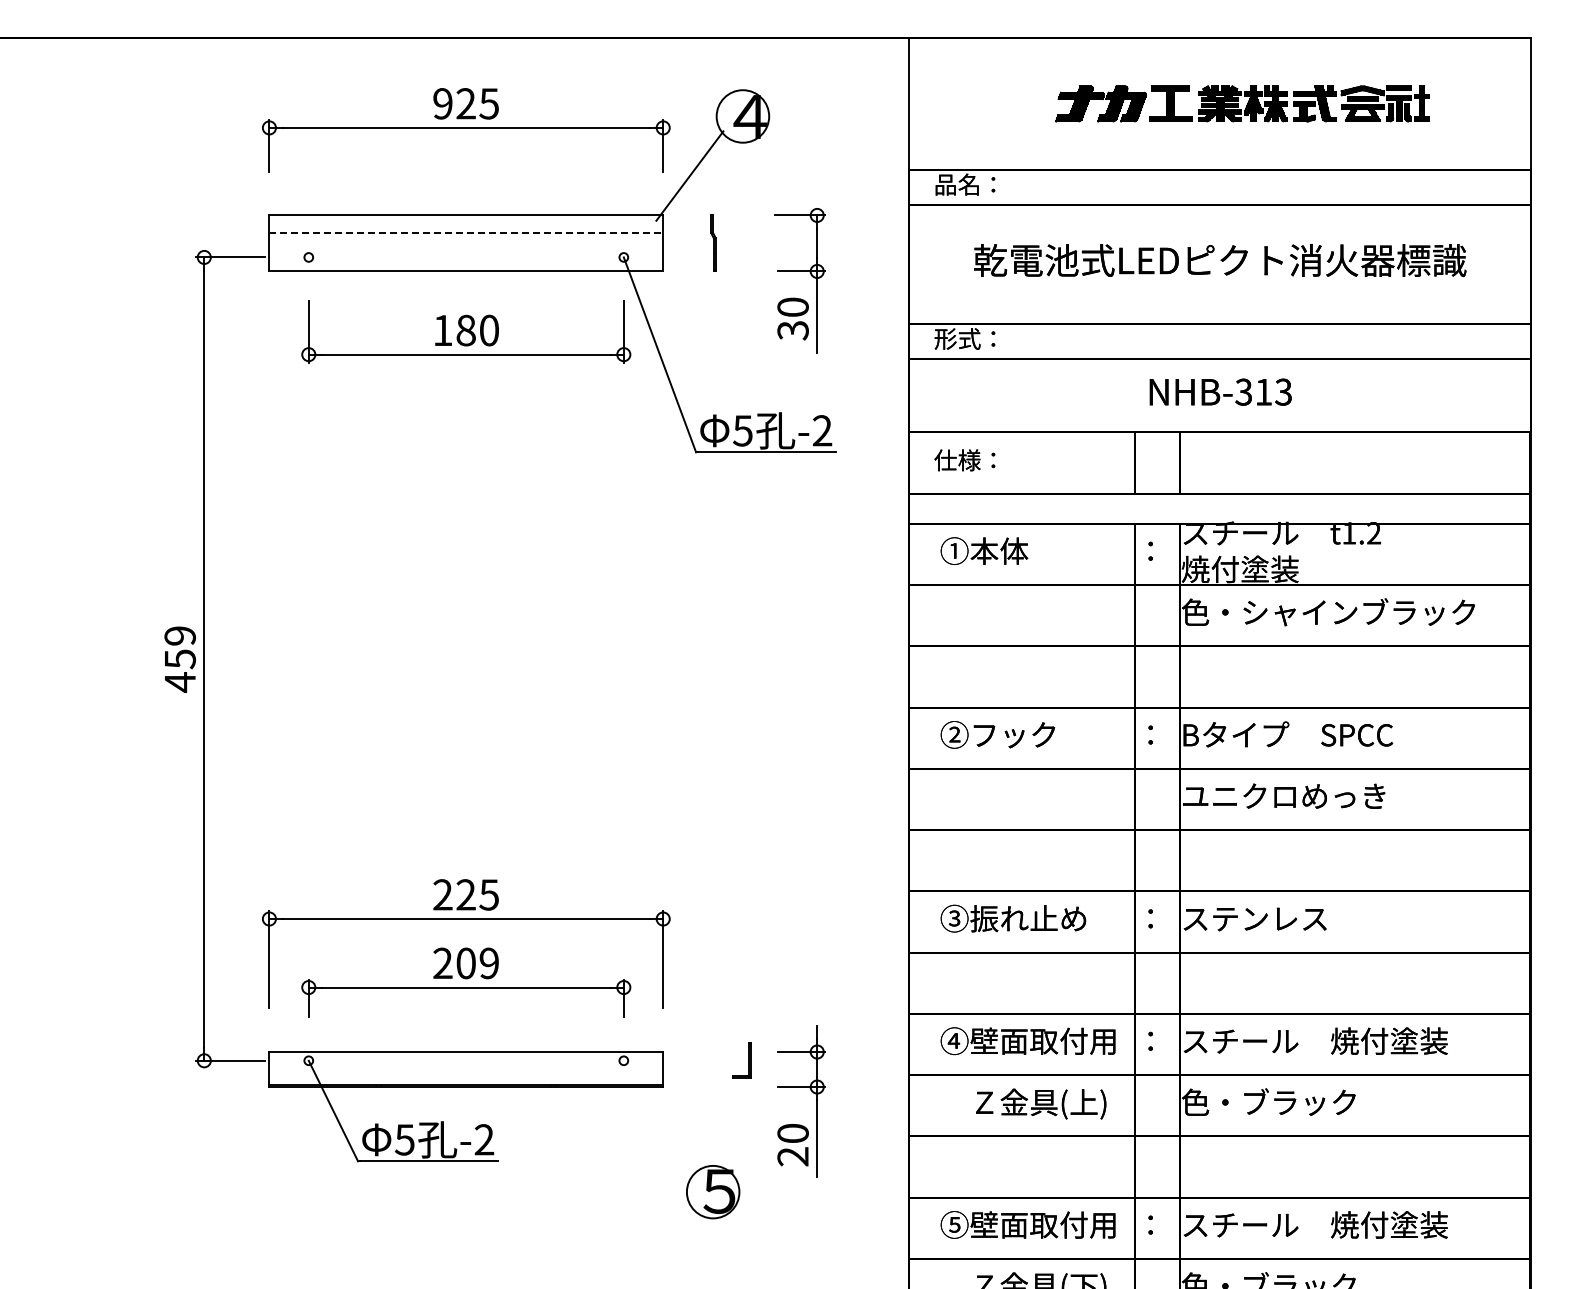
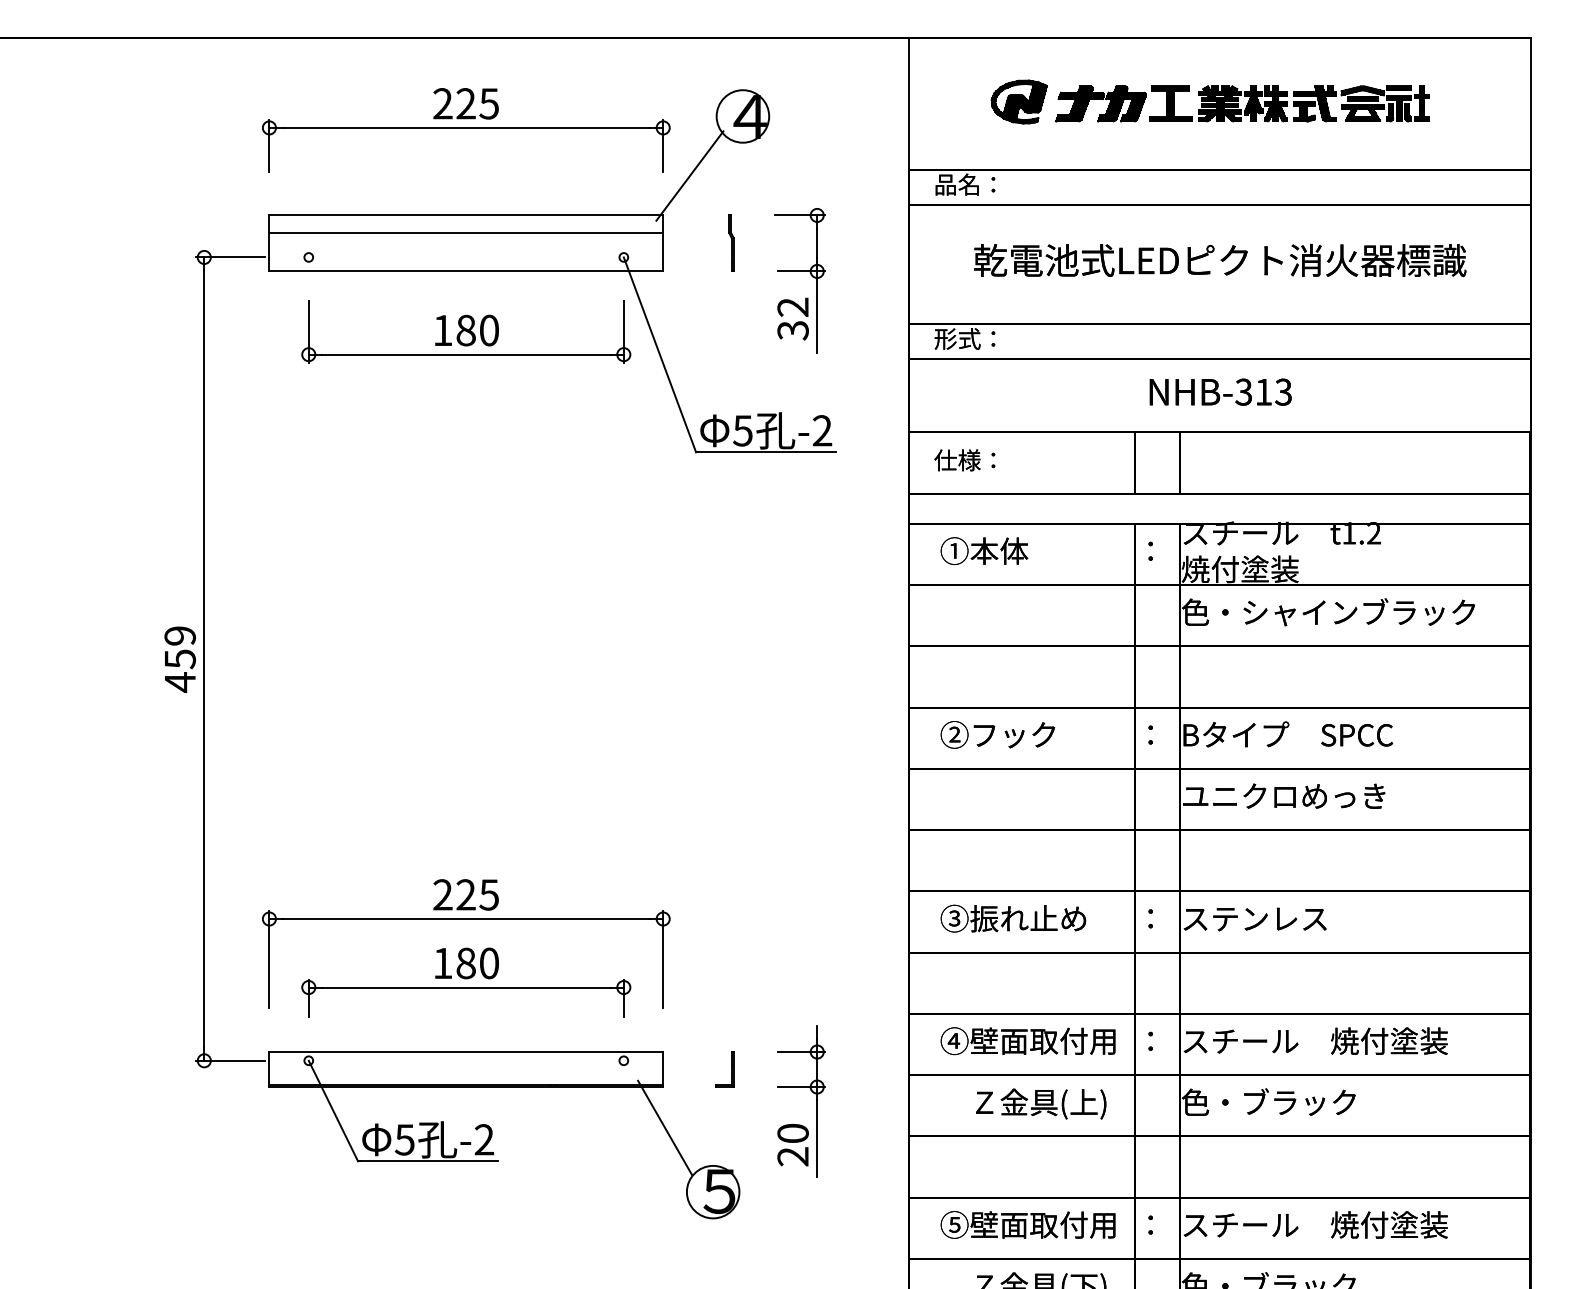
part: none -> present (1018, 101)
text: 925 -> 225 (442, 103)
line: dashed -> solid (466, 232)
part position: (713, 242) -> (731, 242) (731, 242)
text: 30 -> 32 (792, 306)
text: 209 -> 180 (465, 963)
part position: (748, 1060) -> (731, 1069) (731, 1069)
line: none -> present (665, 1127)
